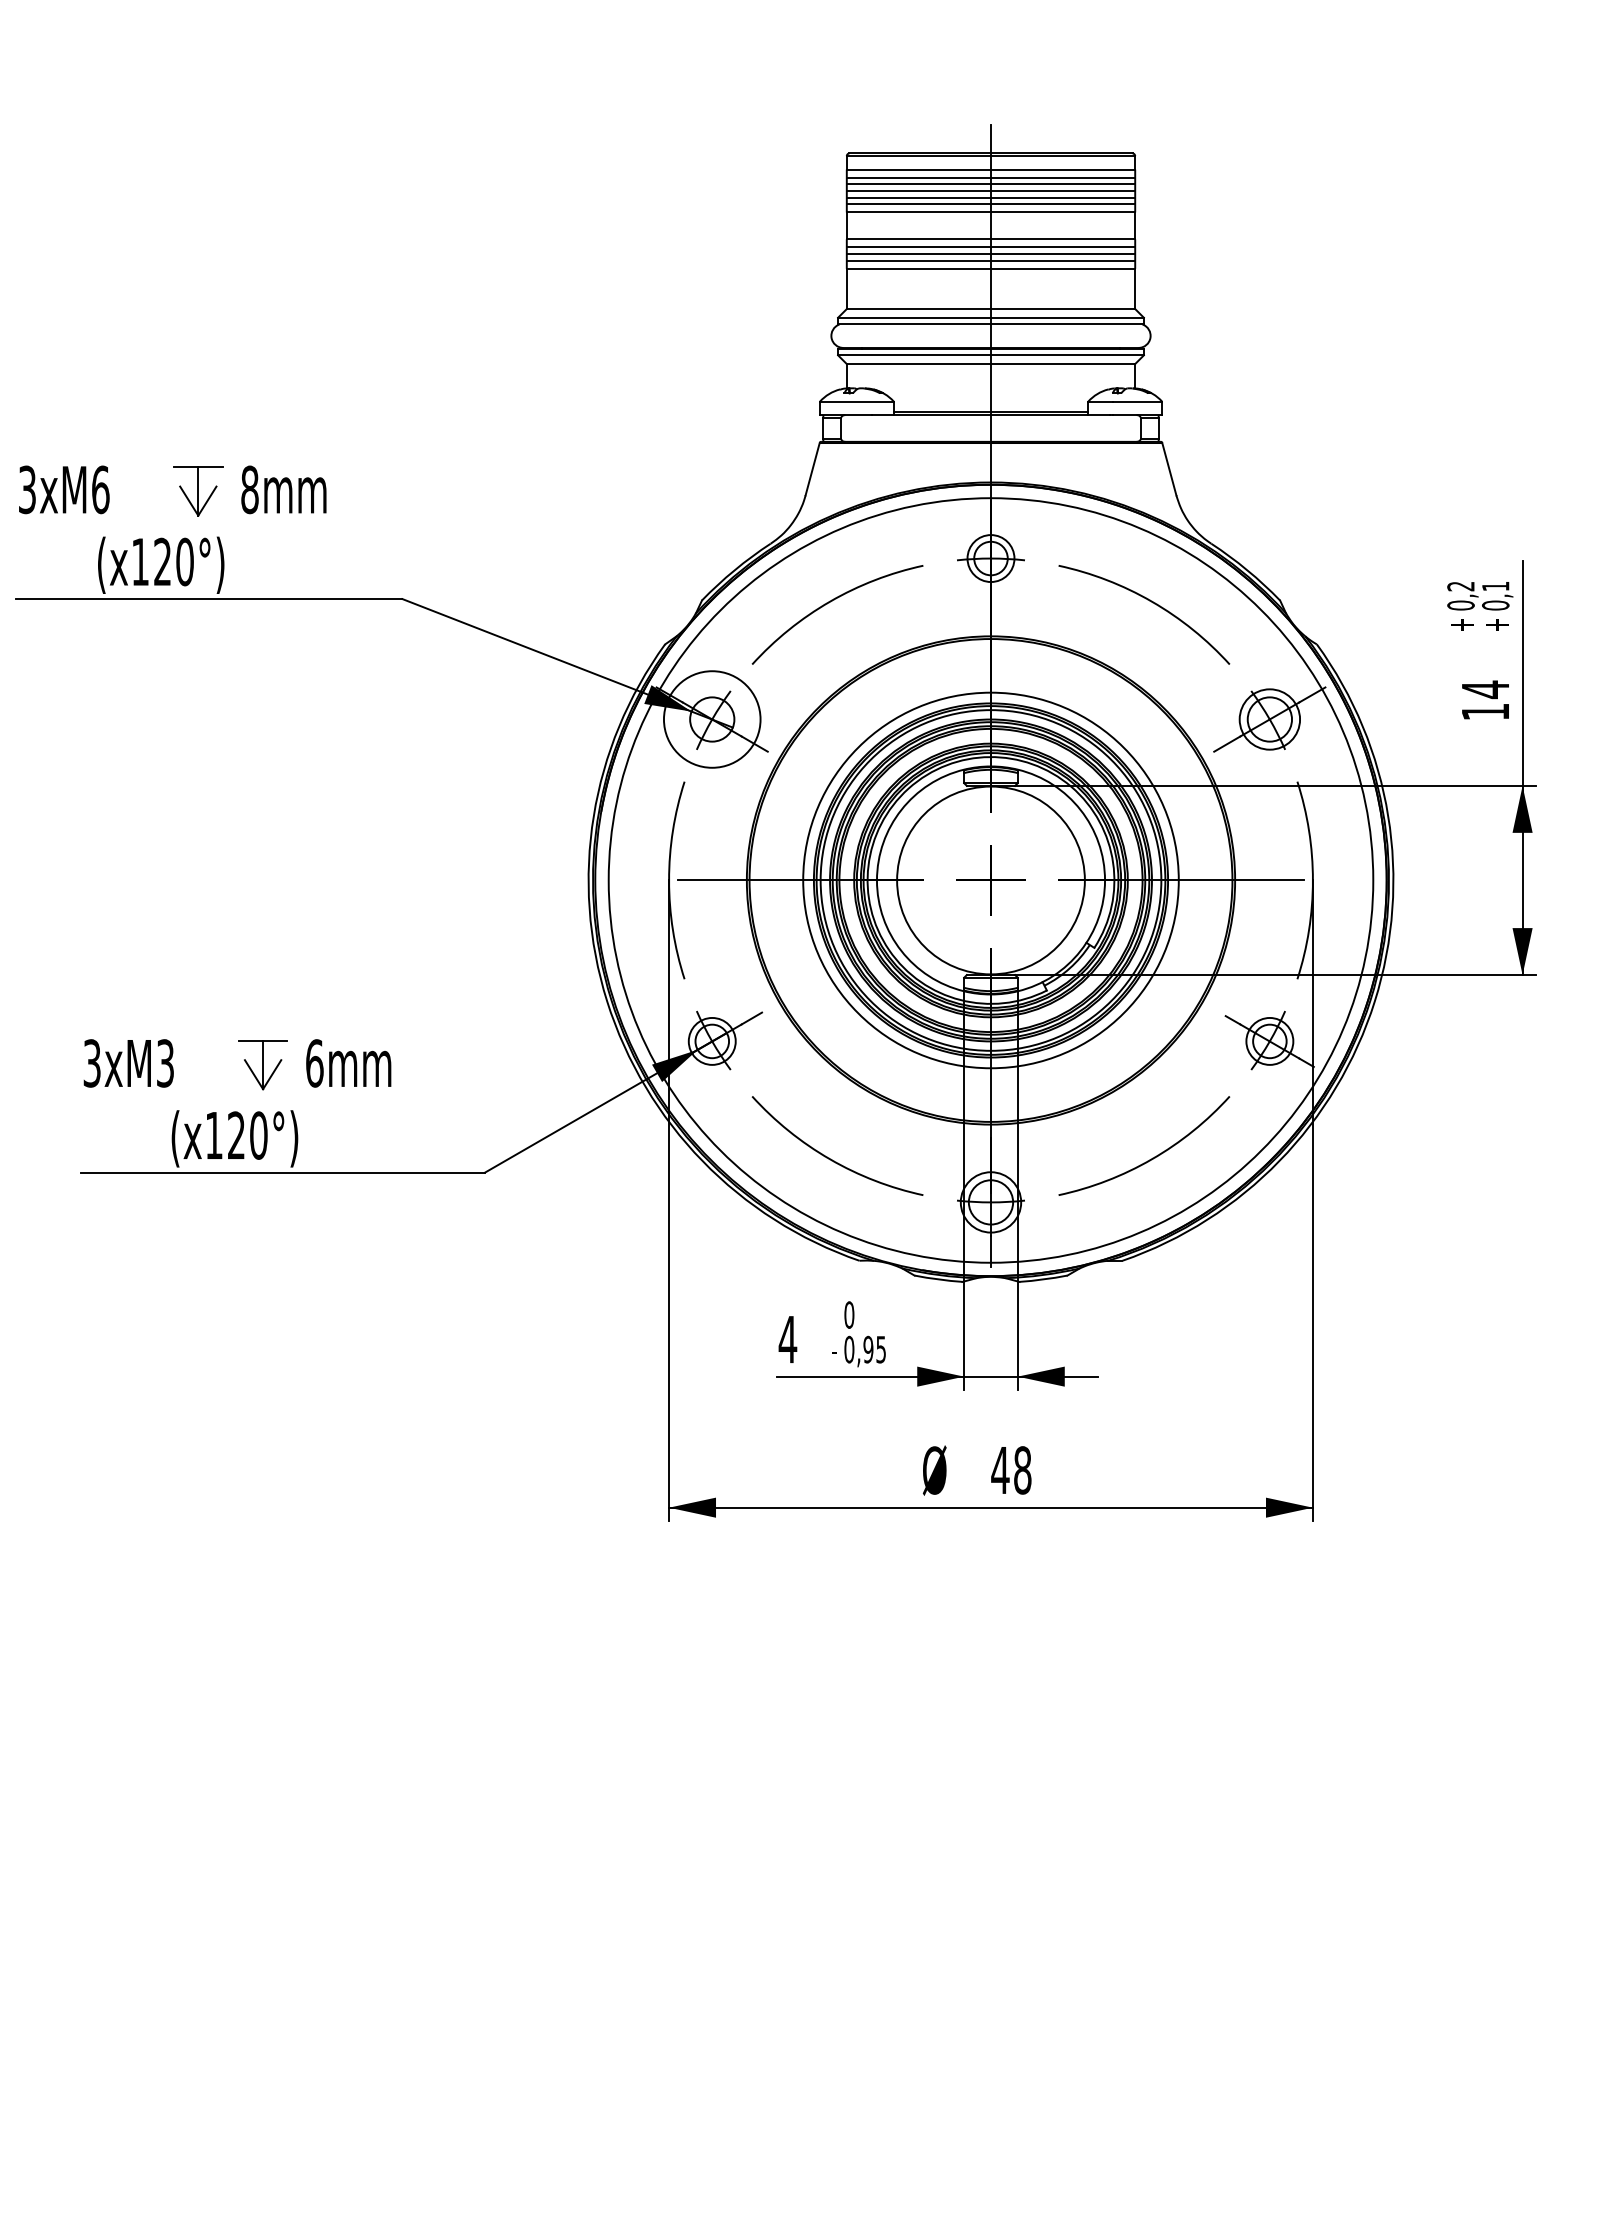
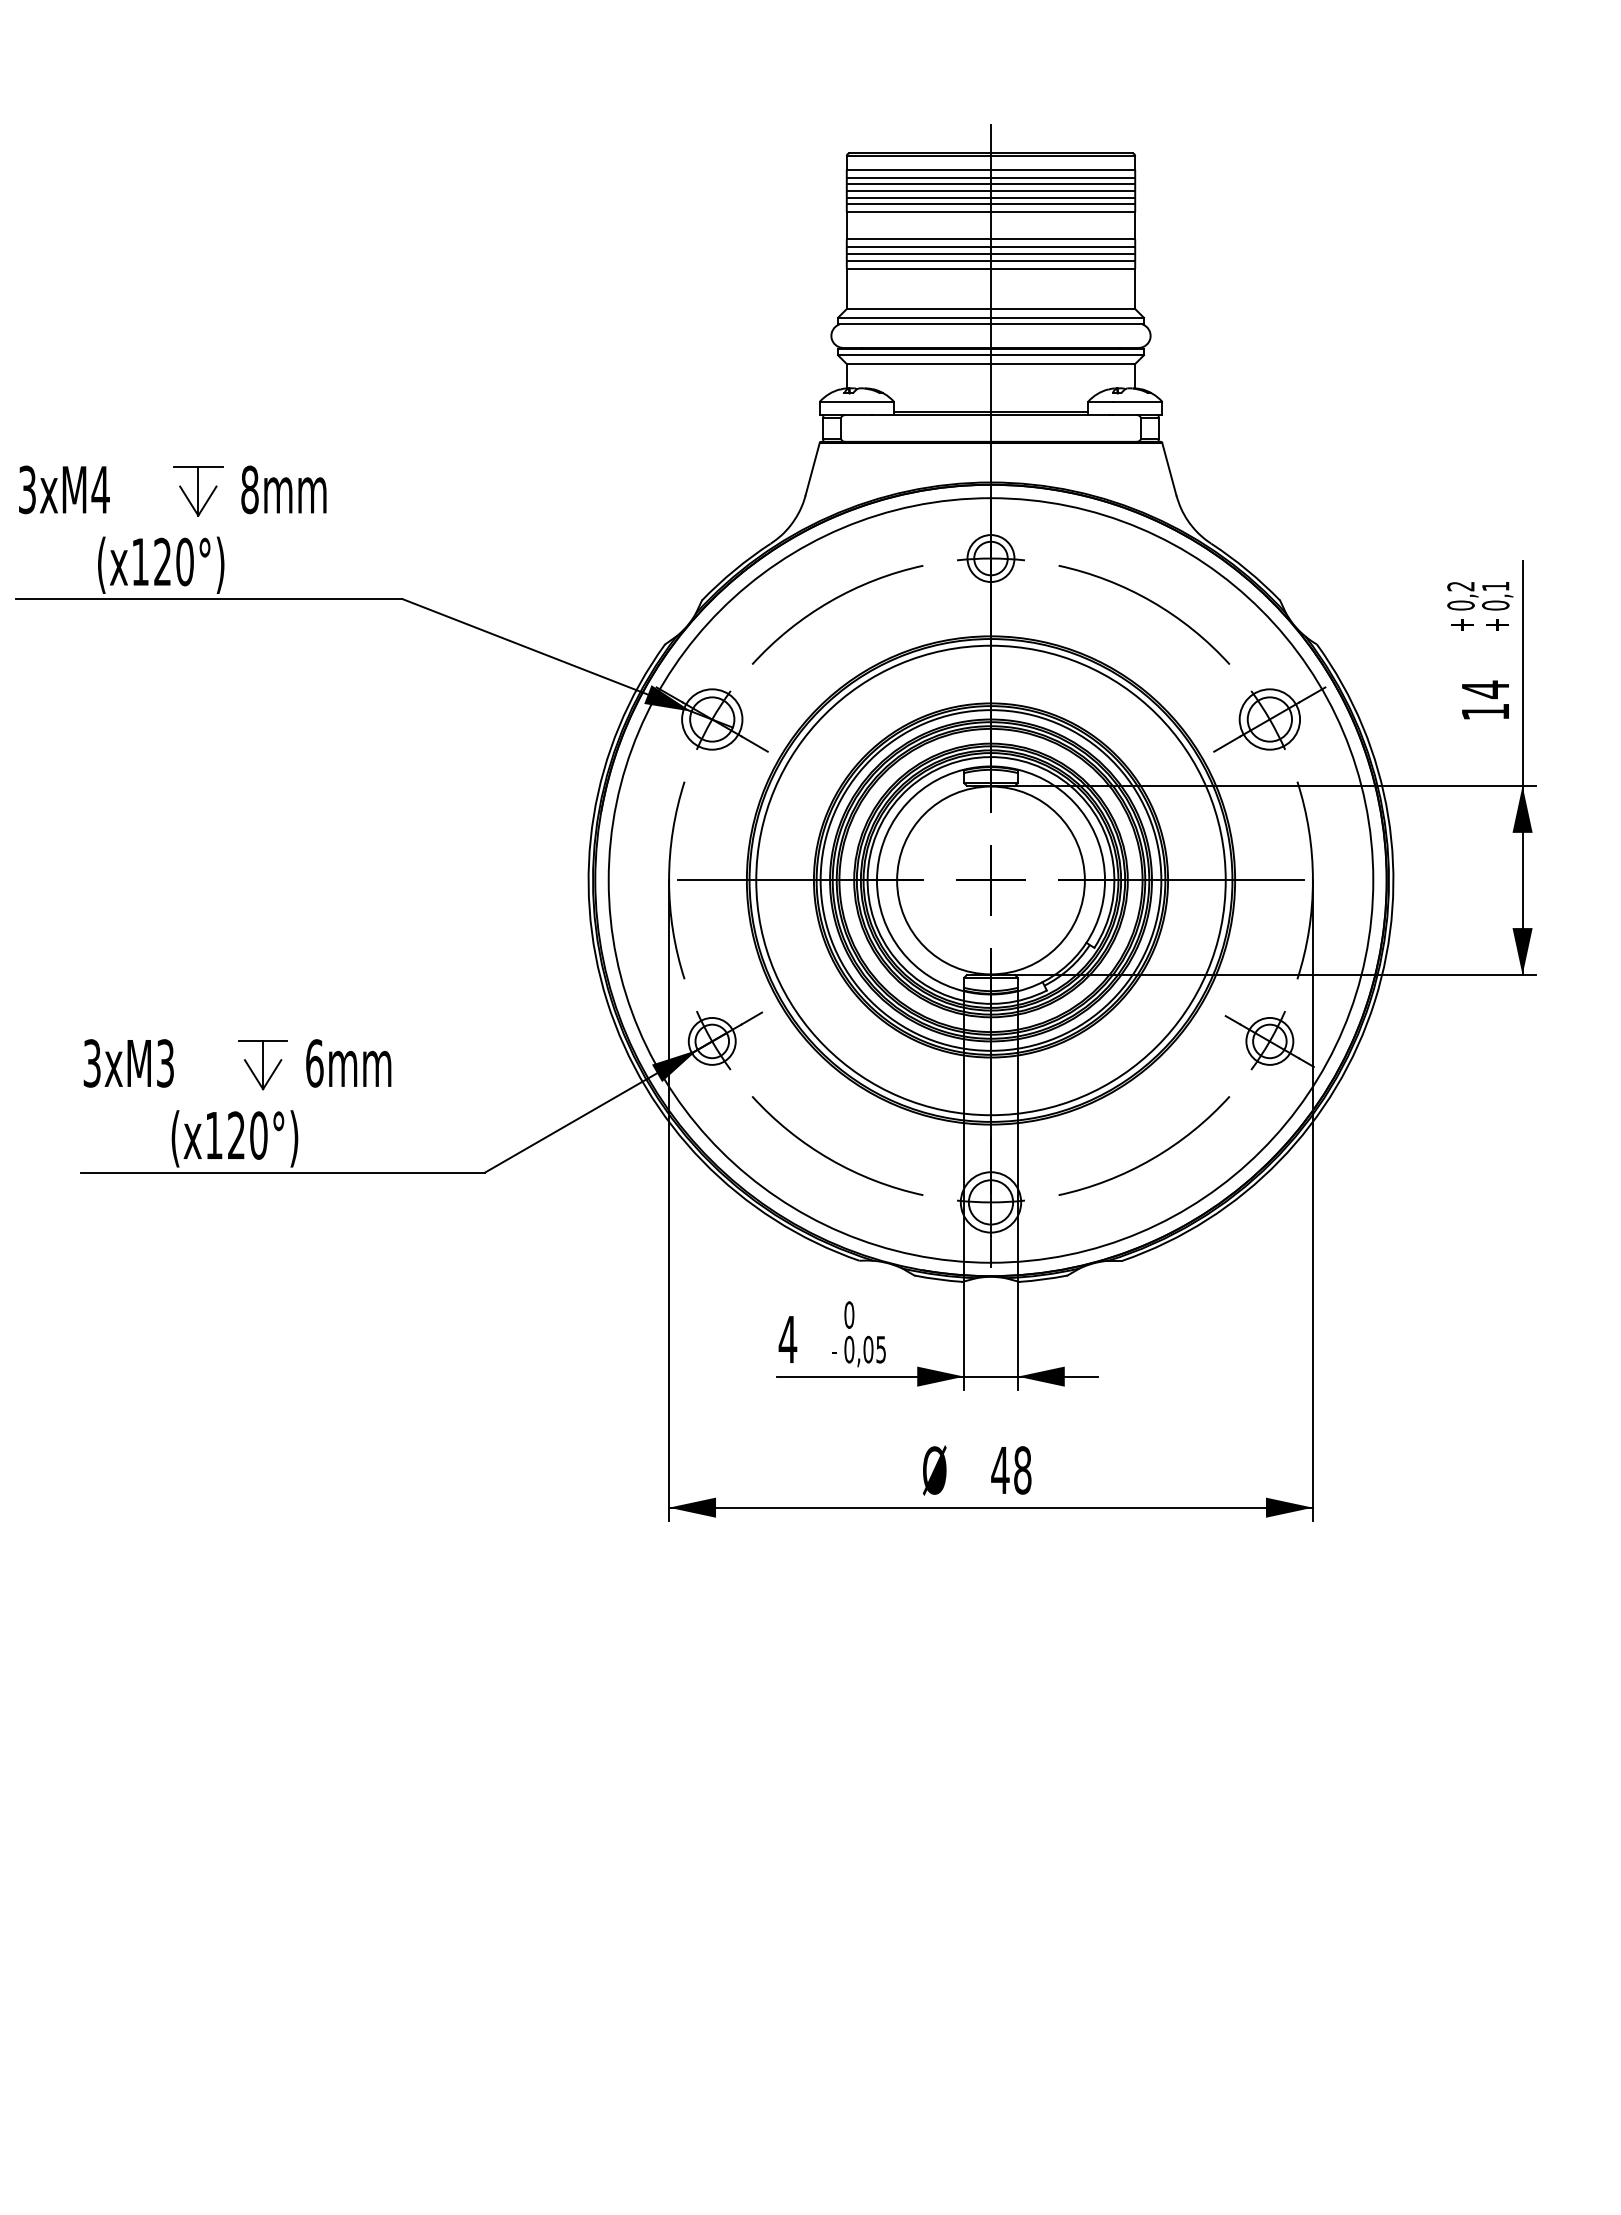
text: 3xM6 -> 3xM4 (100, 489)
circle diameter: 97 px -> 60 px (712, 719)
circle diameter: 376 px -> 469 px (990, 880)
text: 0,95 -> 0,05 (868, 1349)
